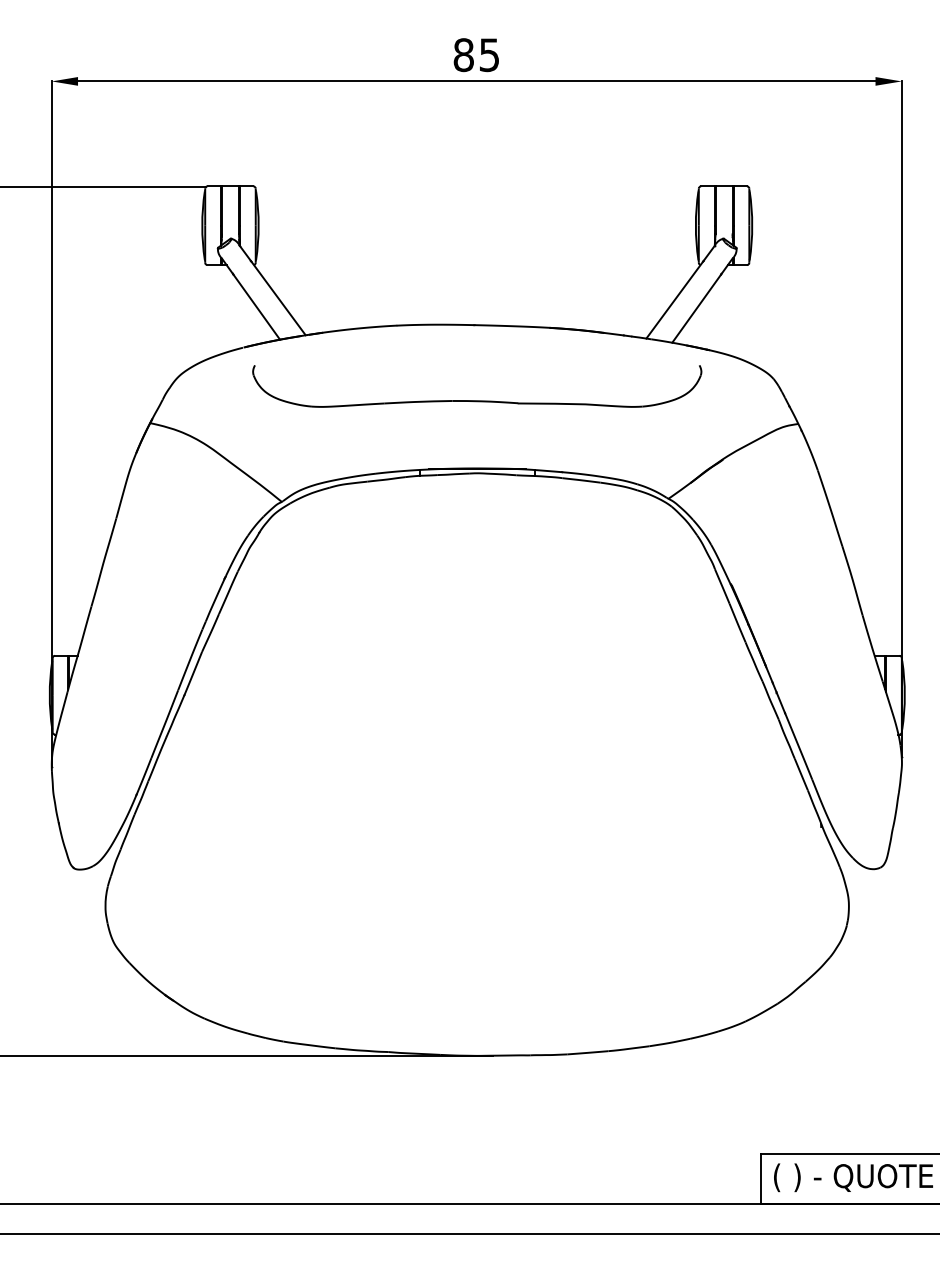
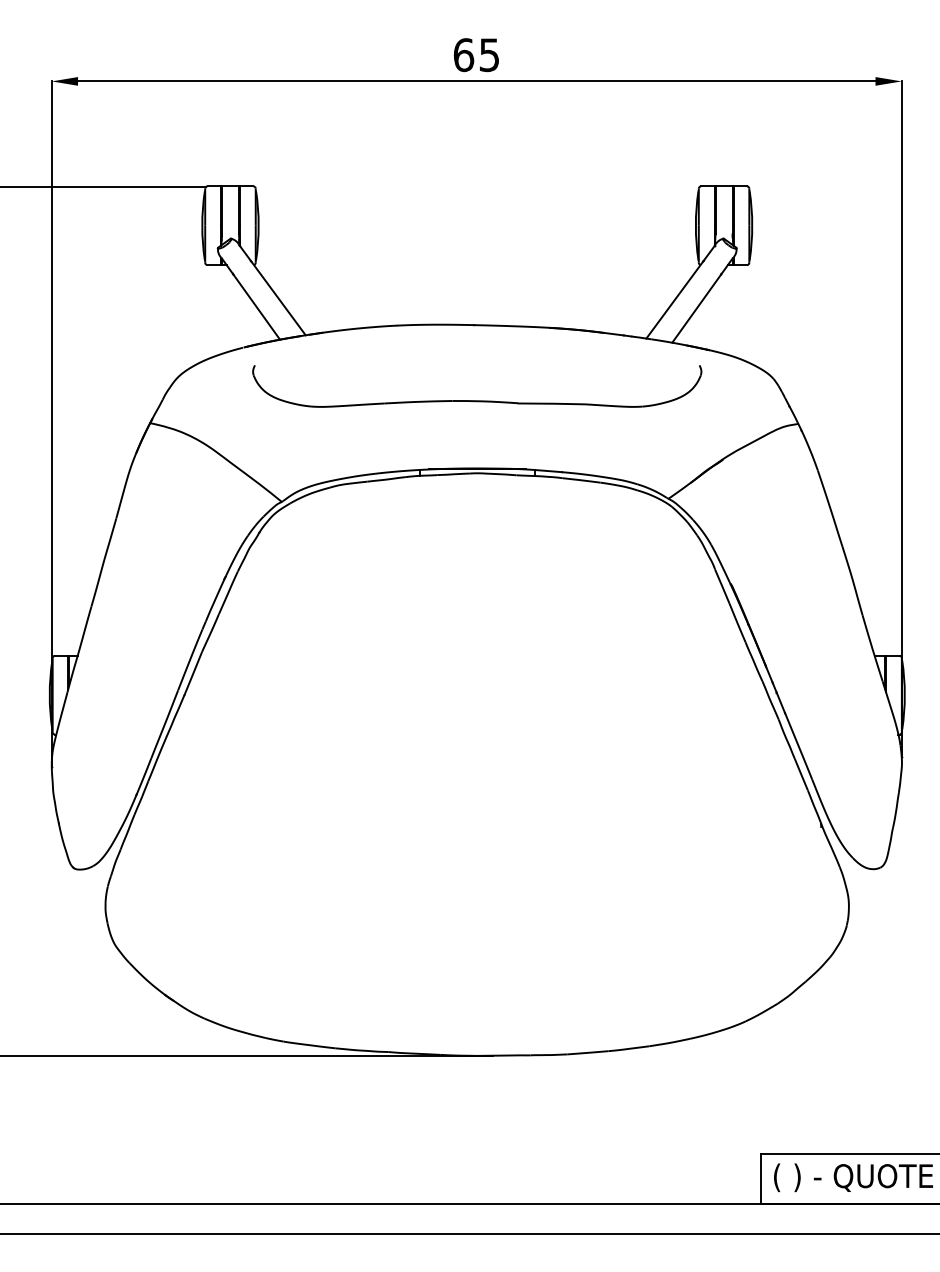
text: 85 -> 65 (463, 54)
